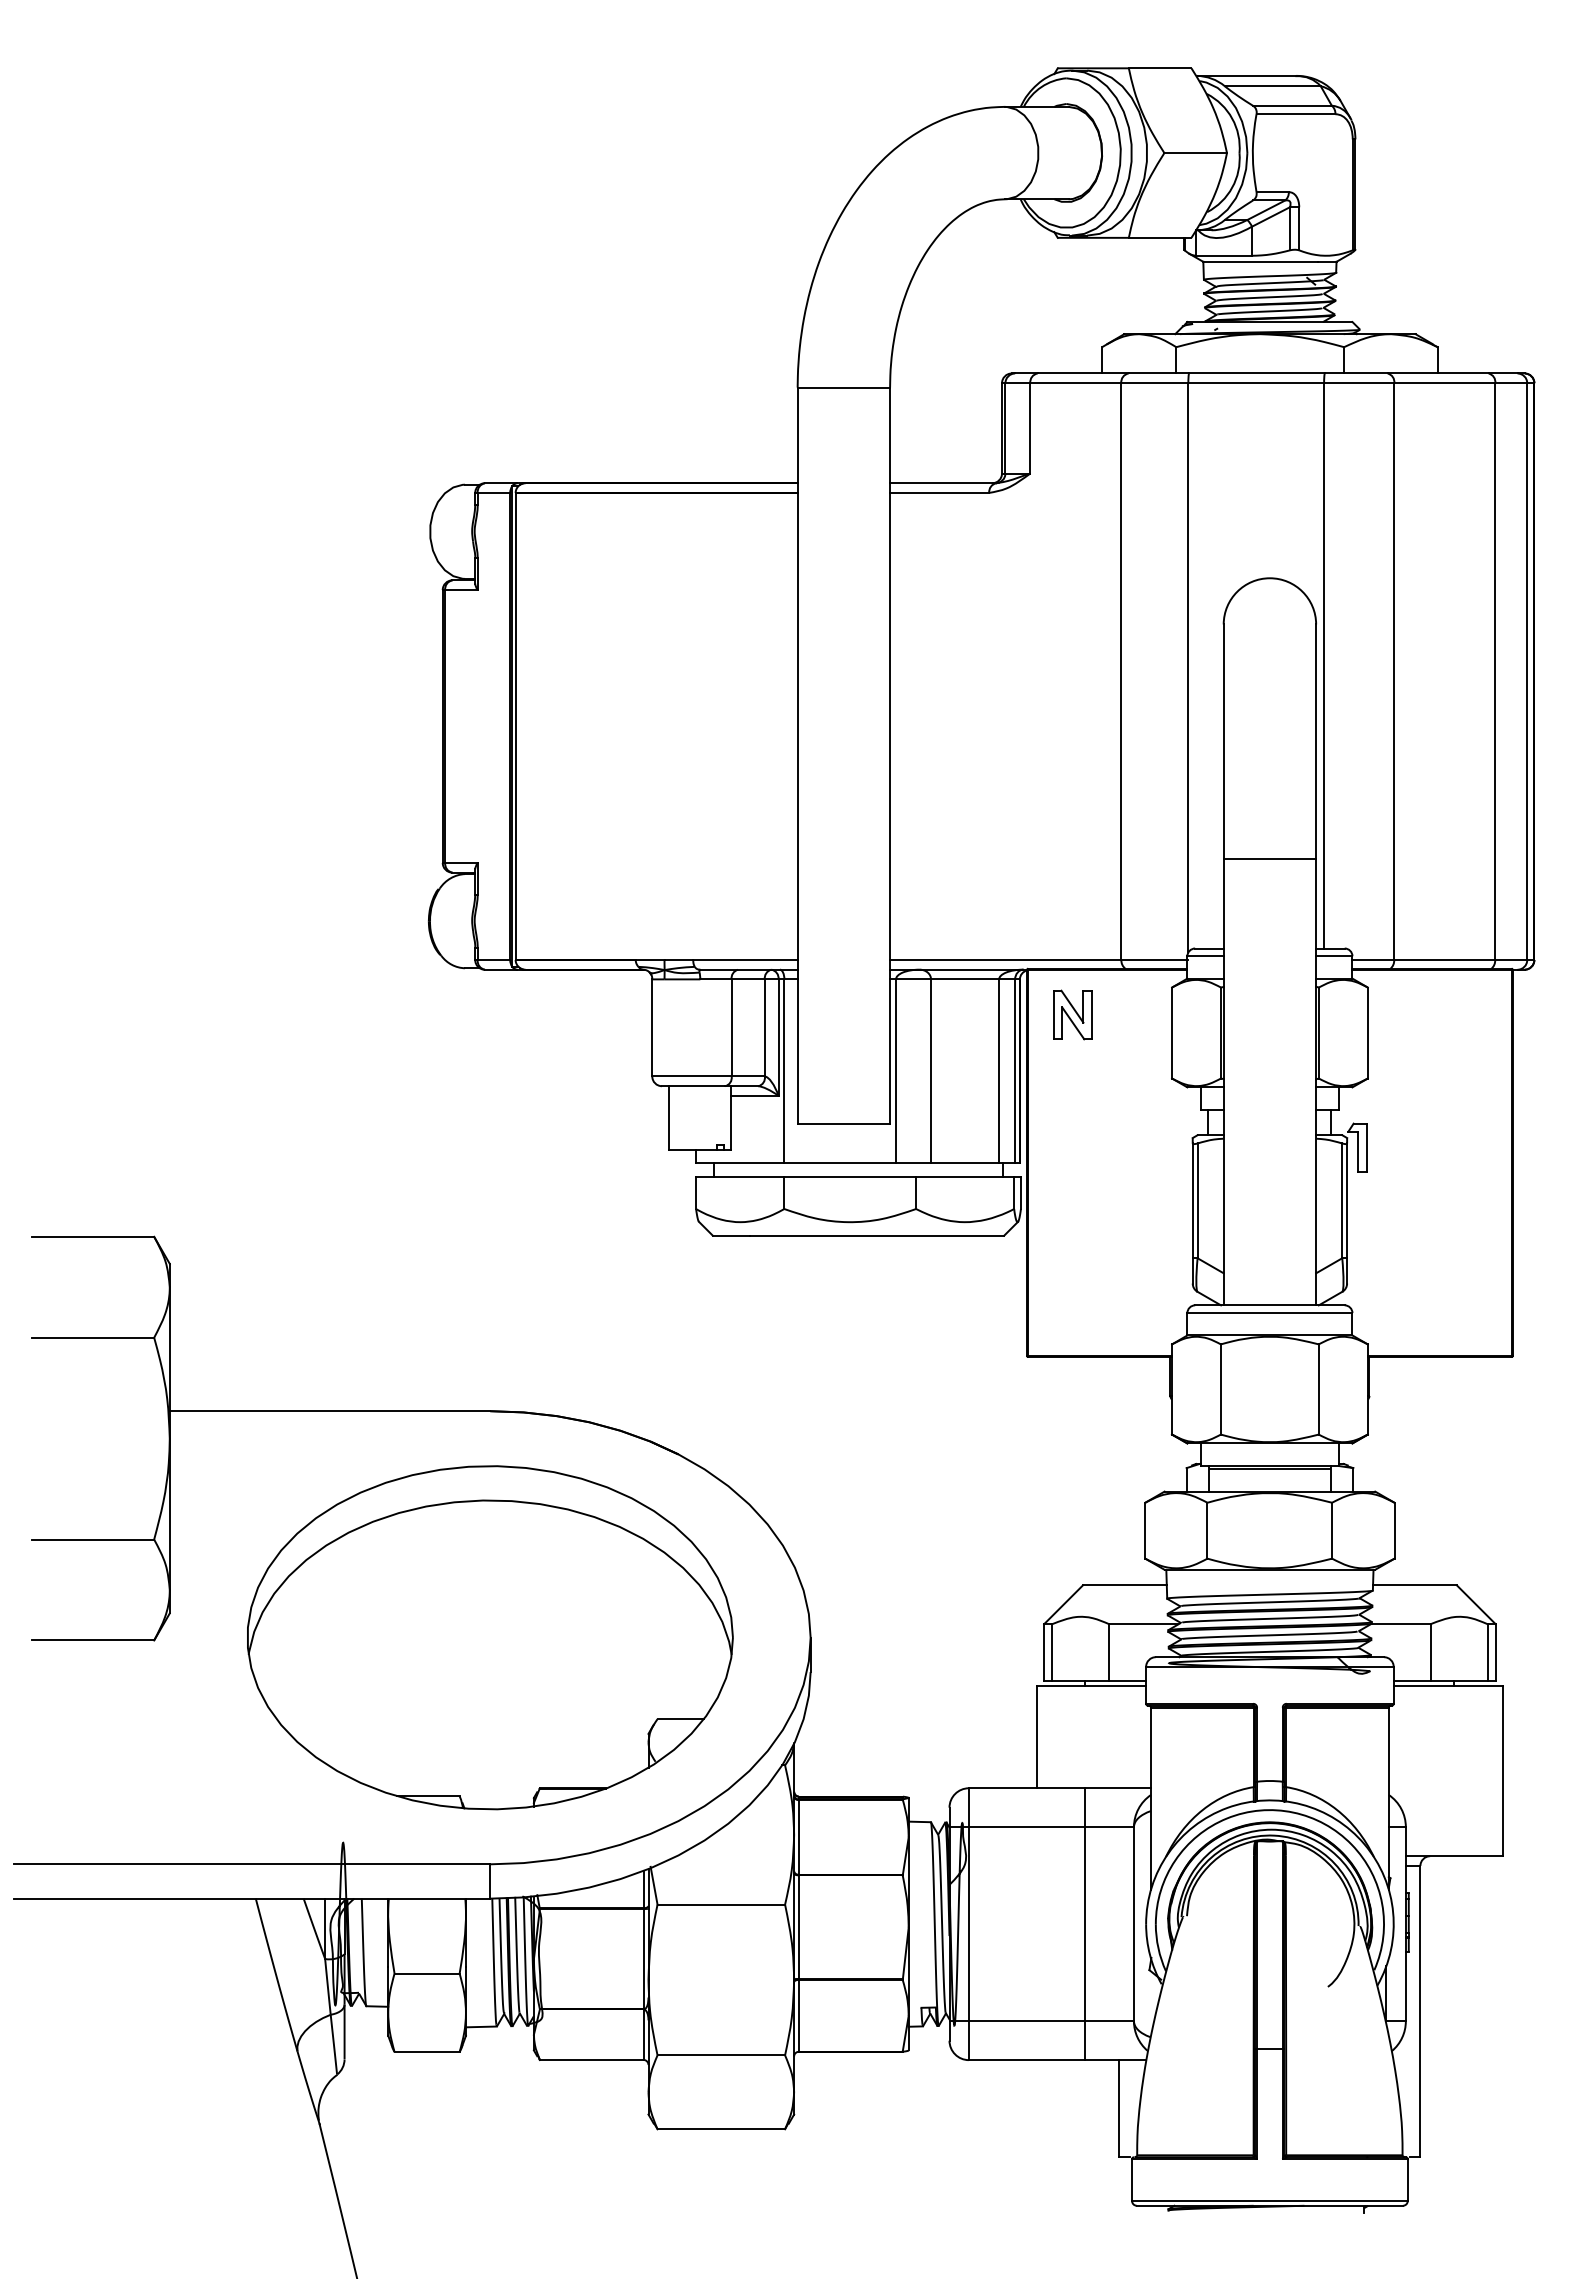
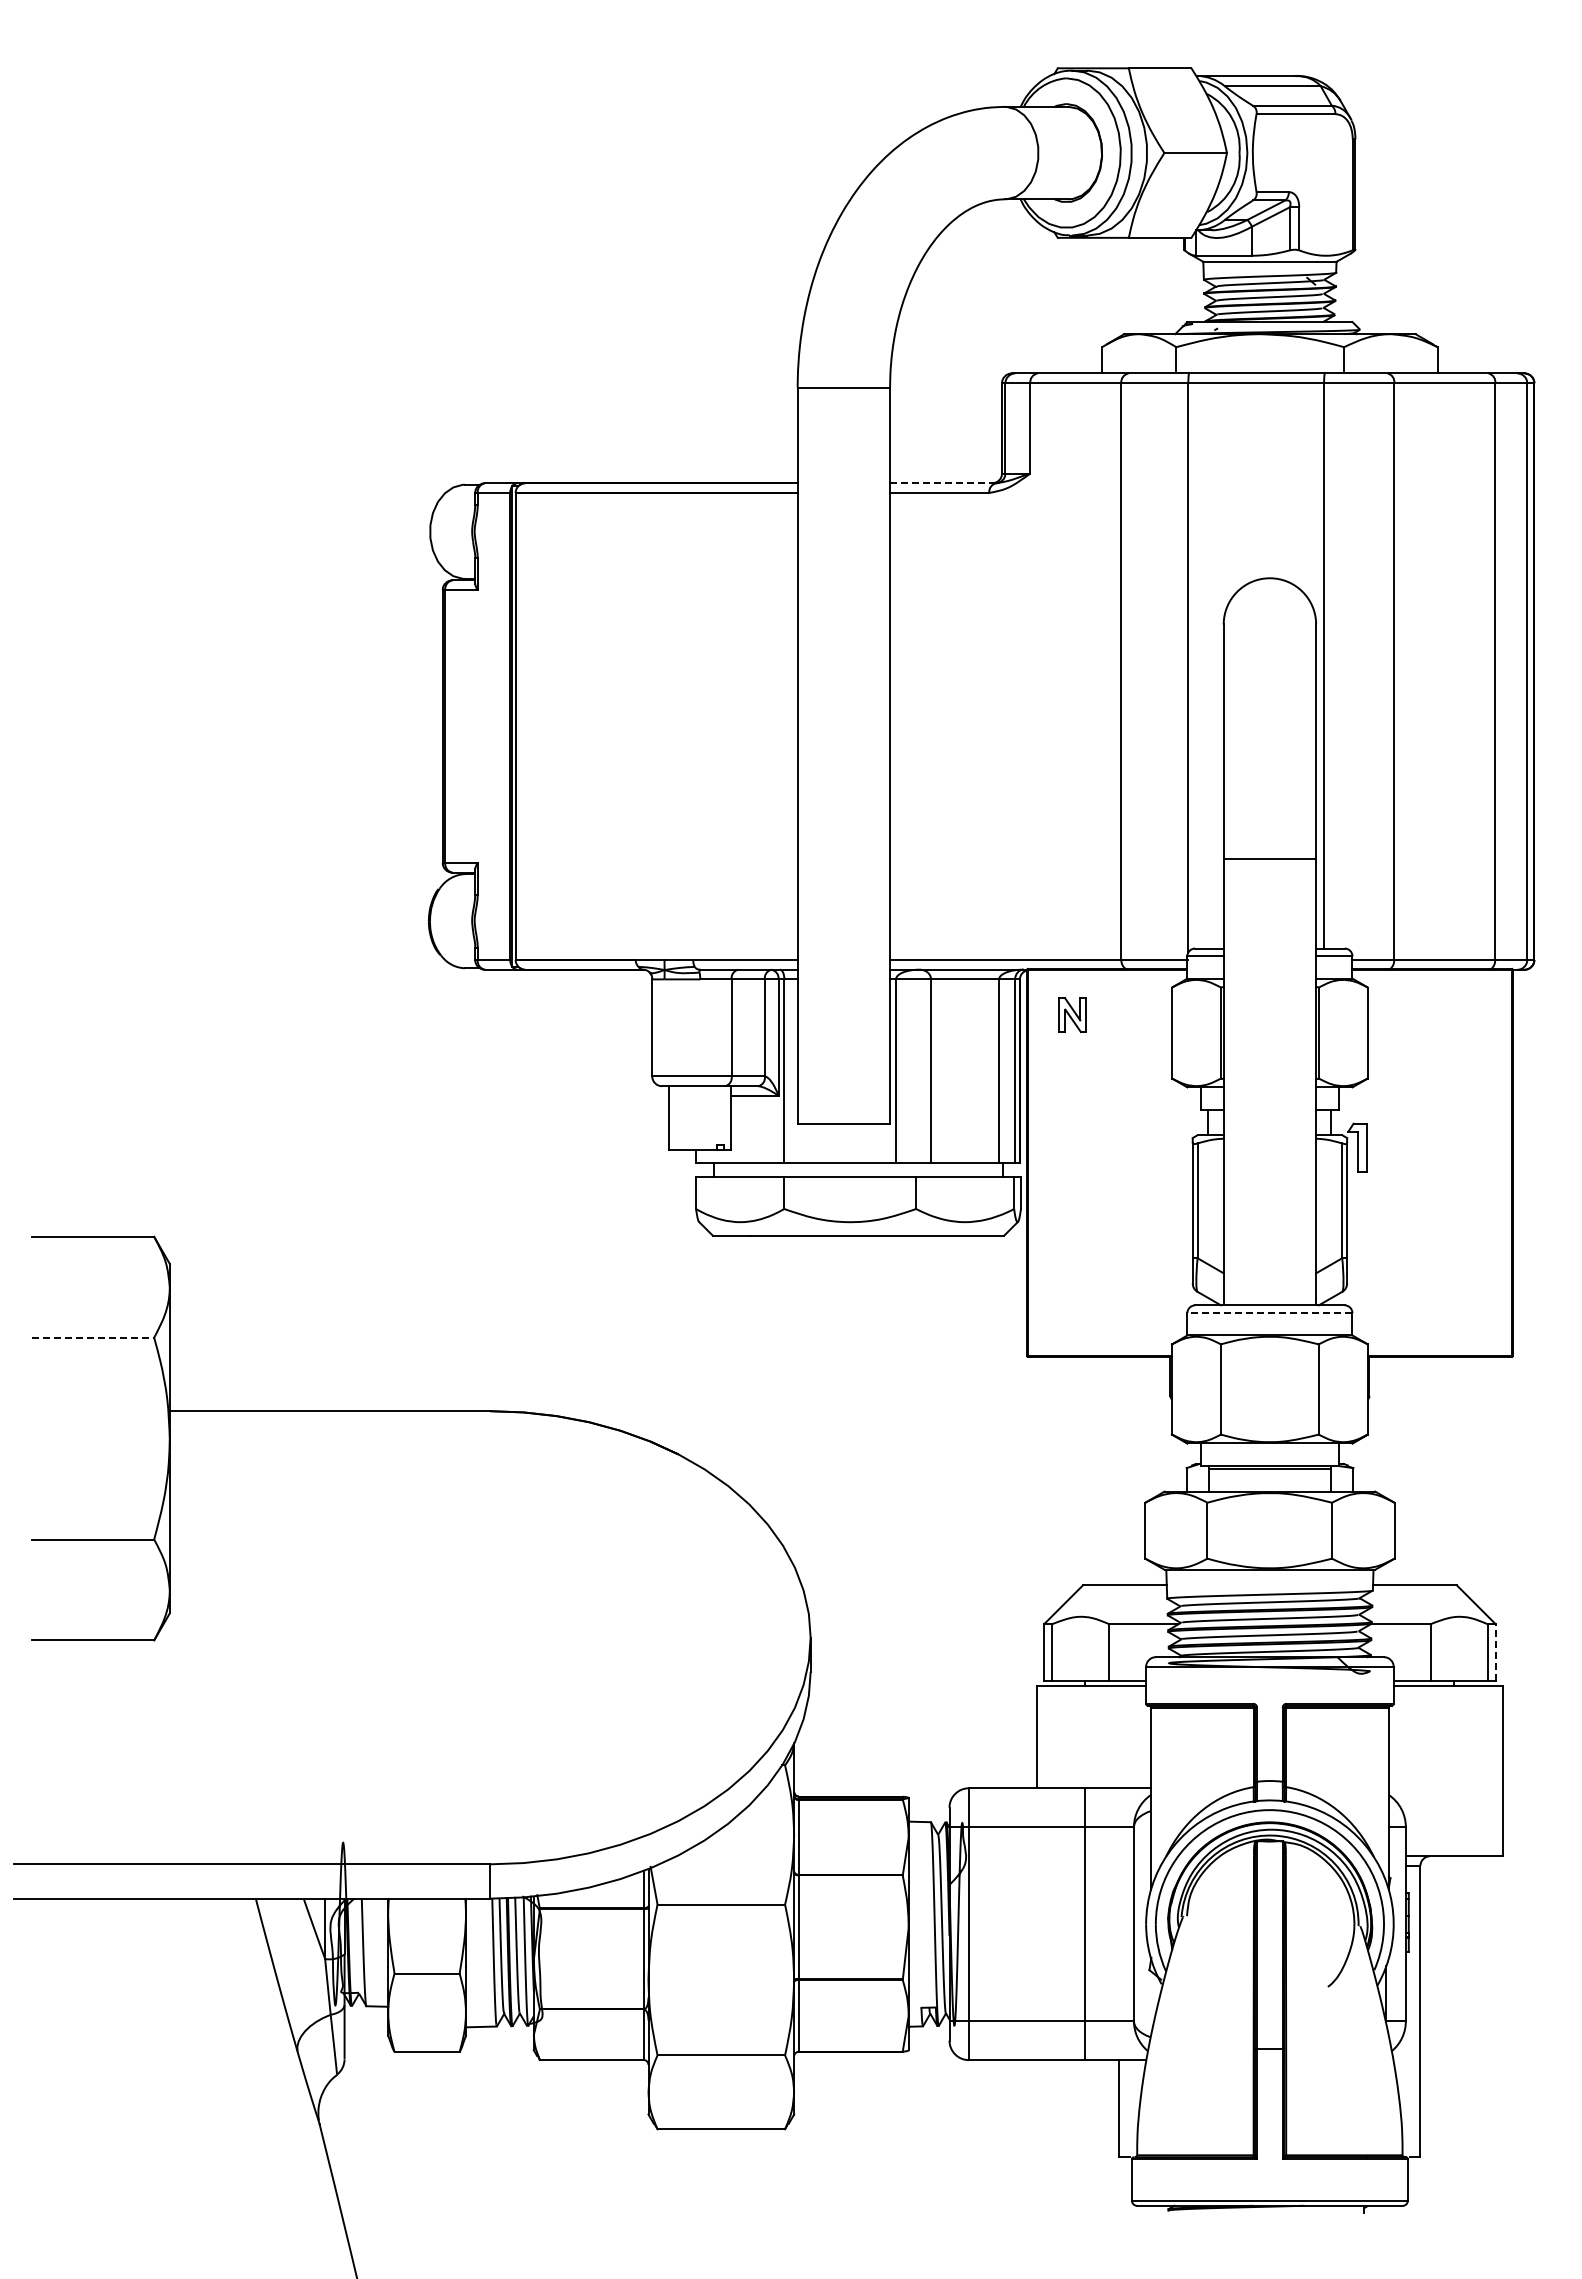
line: solid -> dashed (943, 483)
part size: 40x52 px -> 29x36 px (1072, 1014)
line: solid -> dashed (1269, 1313)
line: solid -> dashed (93, 1337)
part: present -> none (490, 1637)
line: solid -> dashed (1495, 1652)
